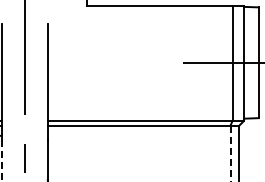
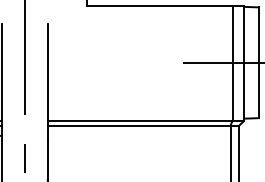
line: dashed -> solid (230, 153)
line: dashed -> solid (1, 161)
